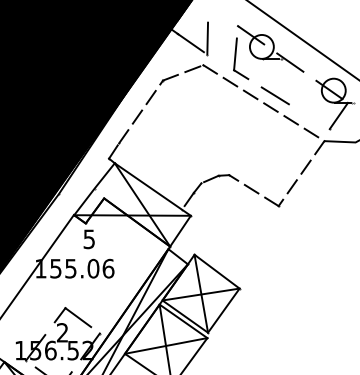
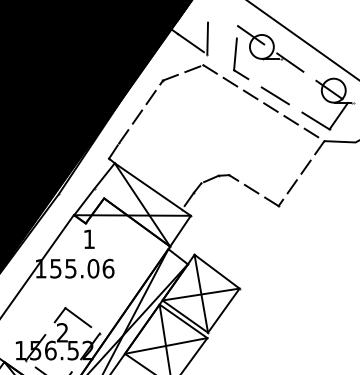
line: none -> present (315, 120)
text: 5 -> 1 (88, 239)
